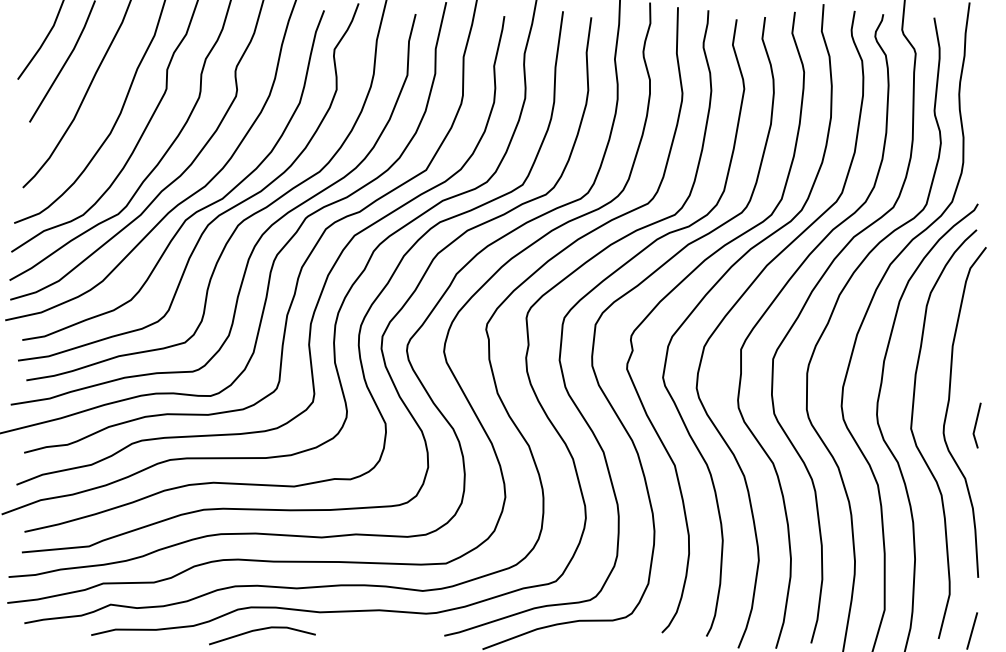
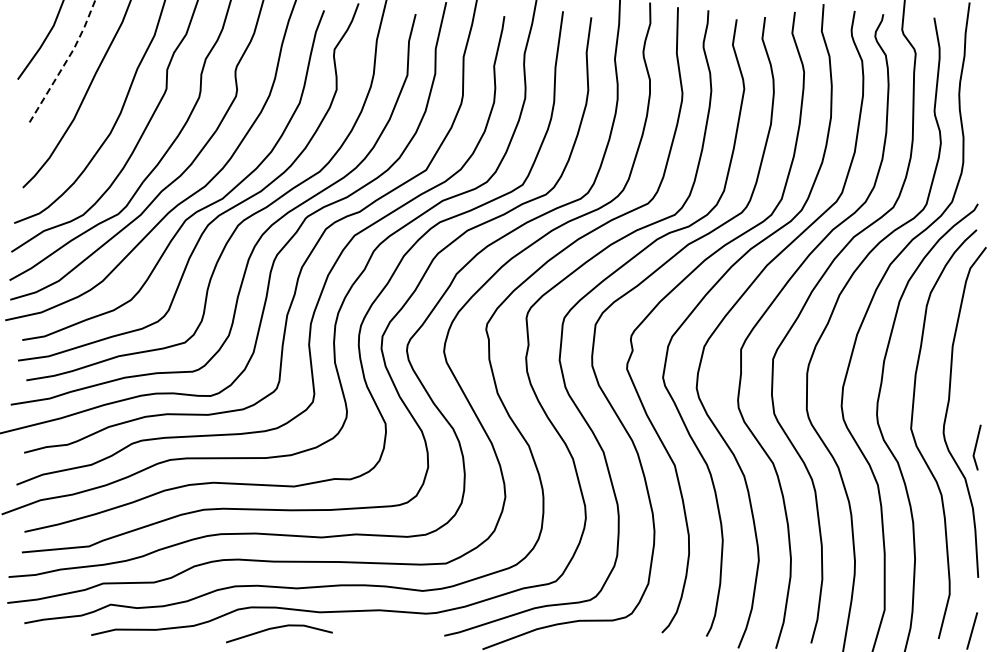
line: solid -> dashed (66, 61)
line position: (976, 425) -> (976, 447) (976, 447)
line position: (261, 630) -> (278, 628) (278, 628)
